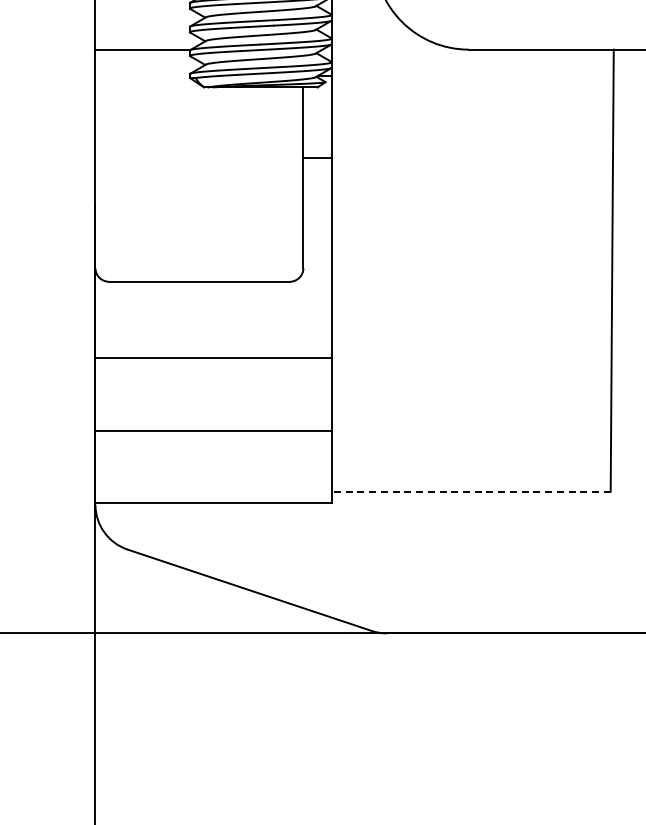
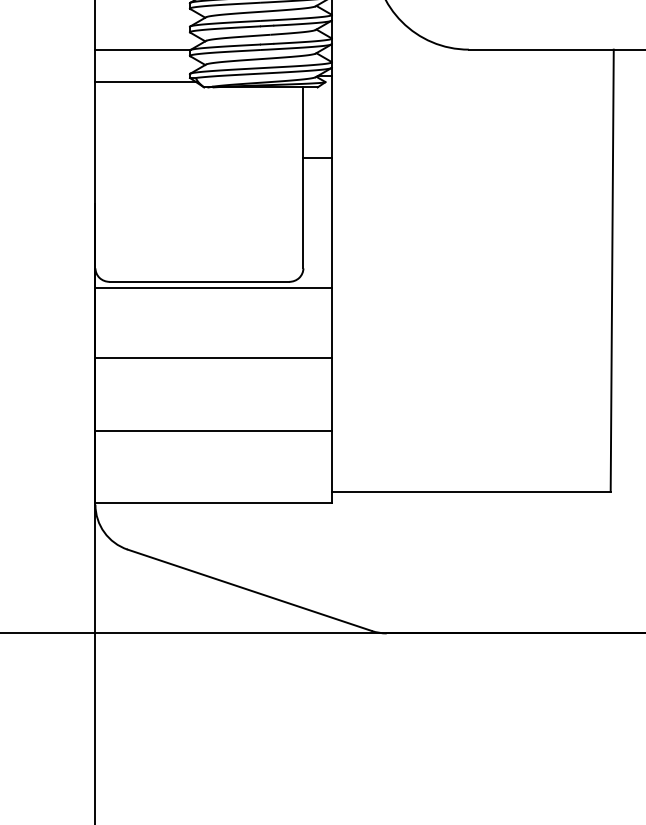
line: none -> present (145, 81)
line: none -> present (213, 288)
line: dashed -> solid (470, 491)
